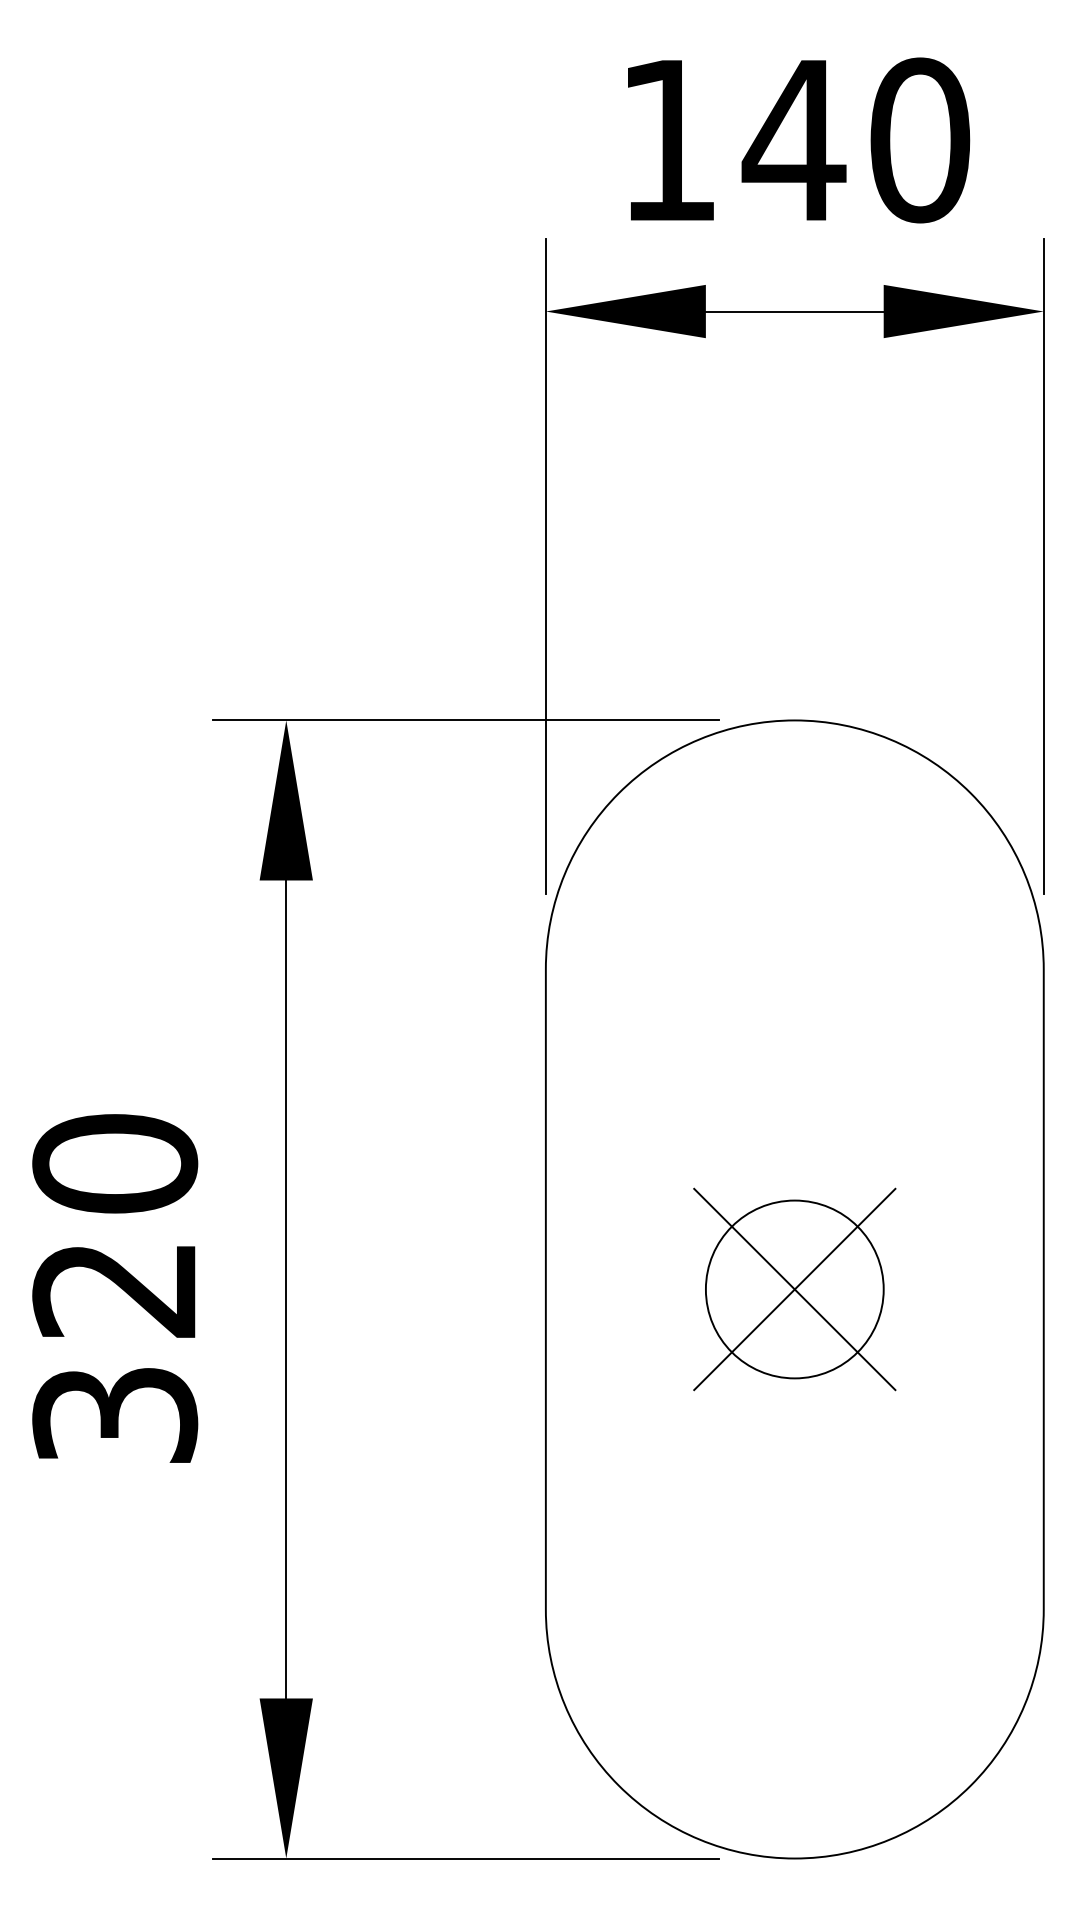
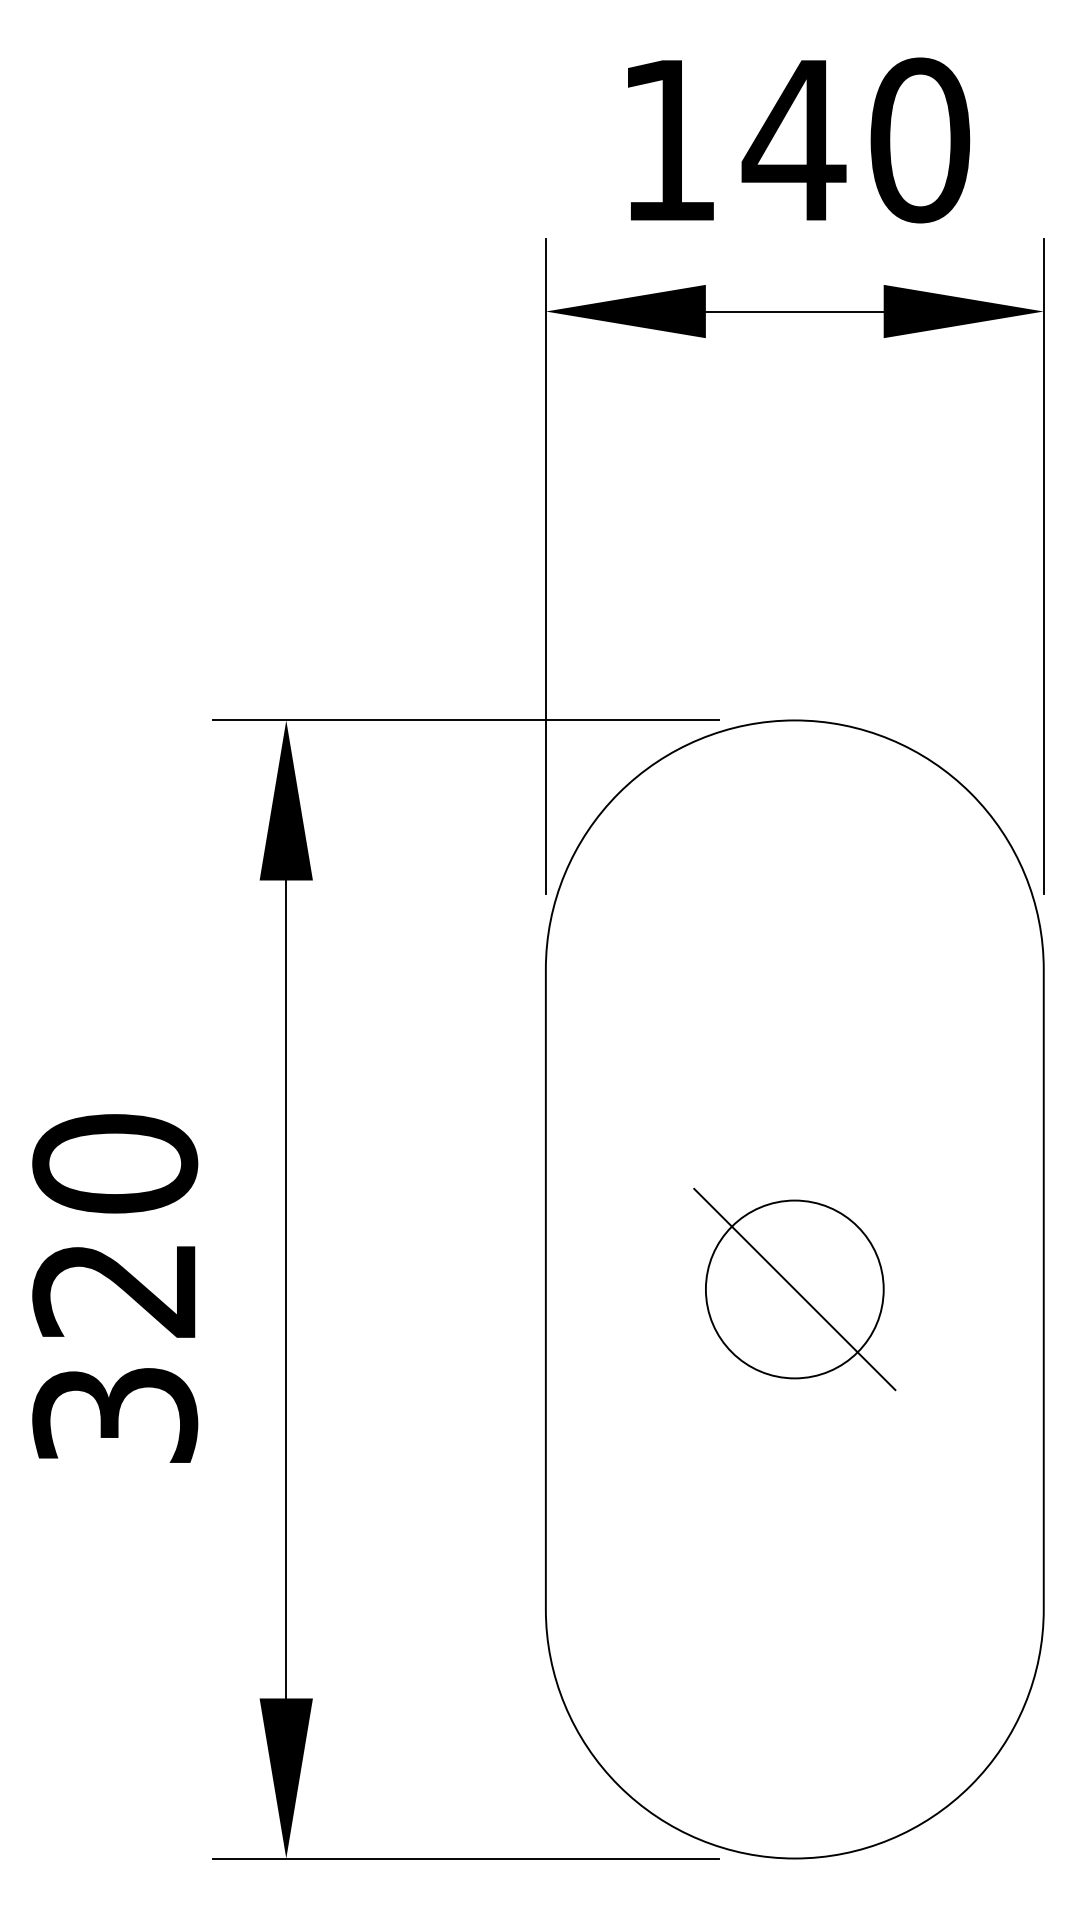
line: present -> none (794, 1289)
